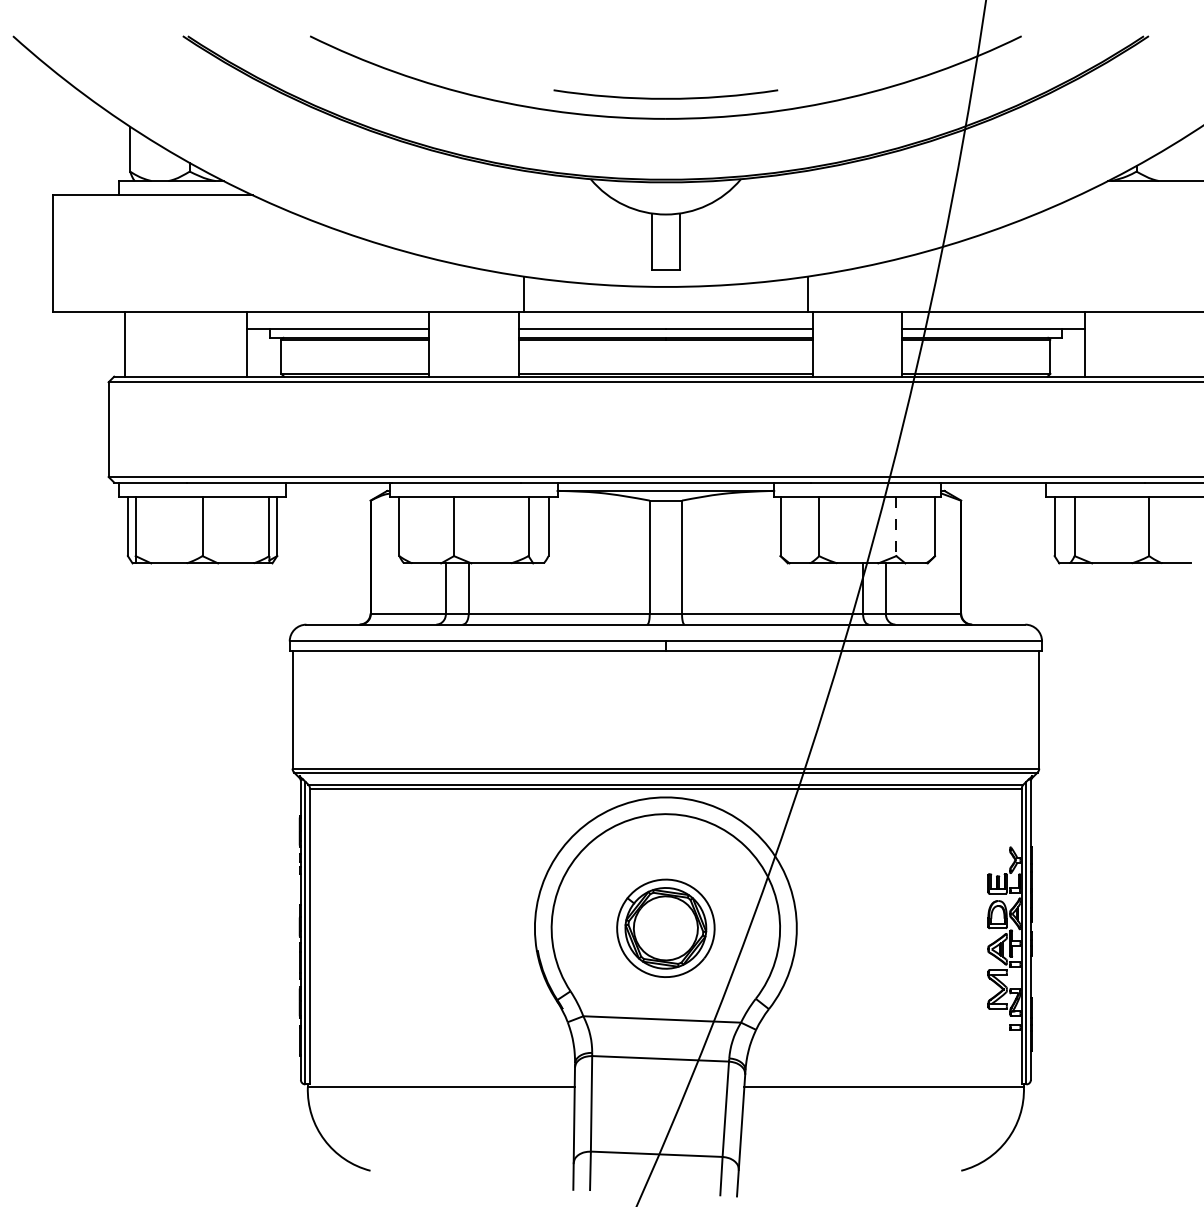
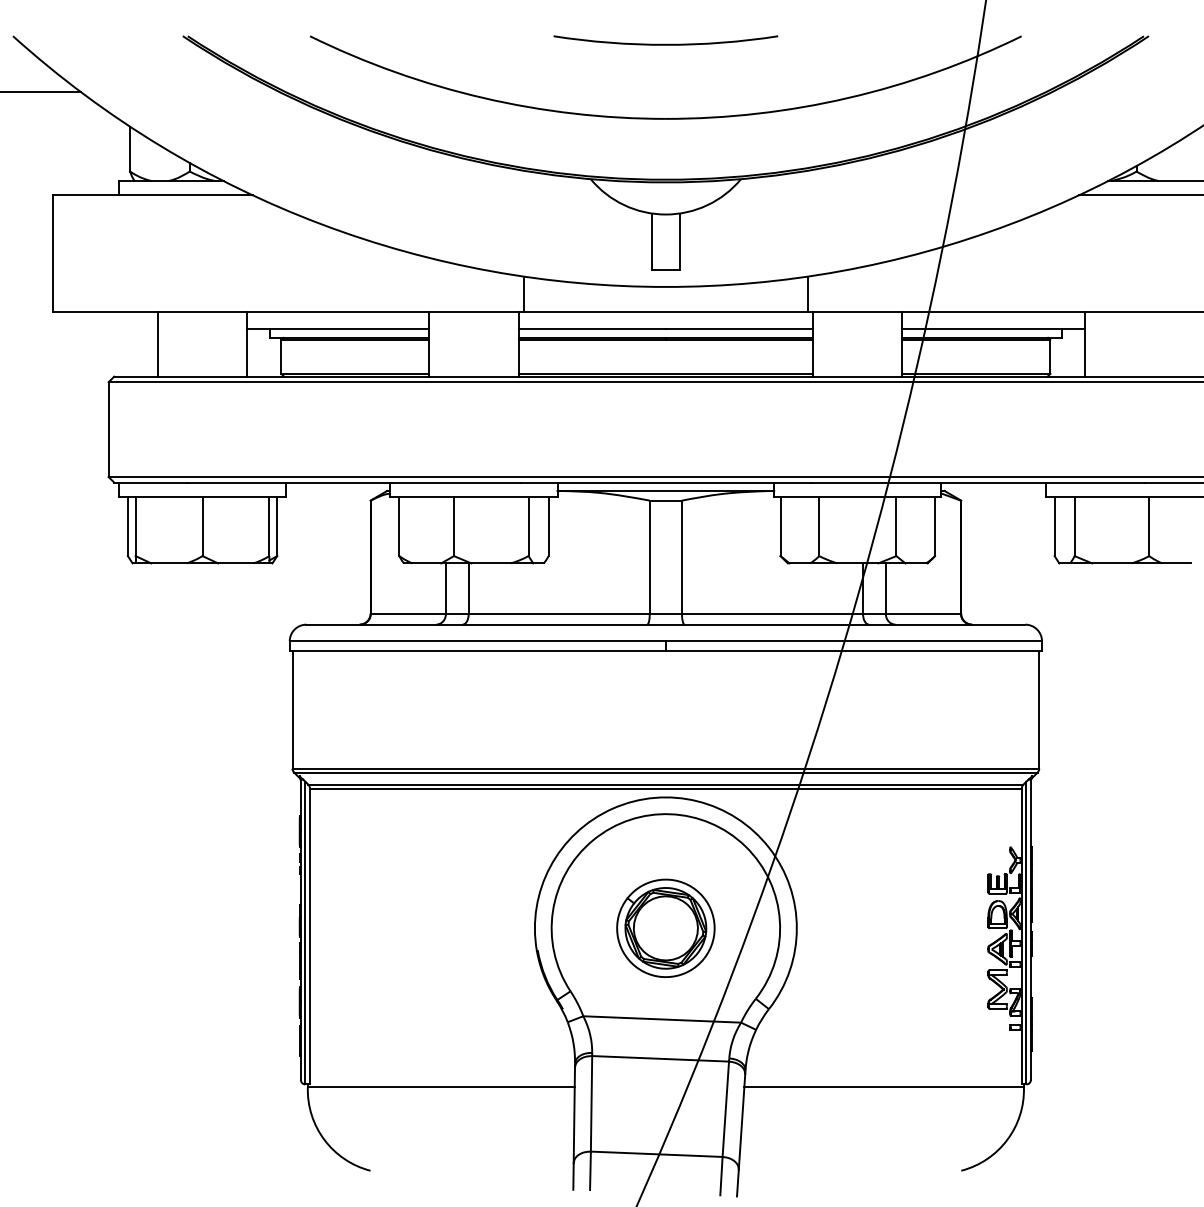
line: none -> present (41, 91)
arc position: (665, 97) -> (665, 43) (665, 43)
line: none -> present (1139, 195)
line position: (125, 344) -> (158, 344) (158, 344)
line: dashed -> solid (896, 526)
